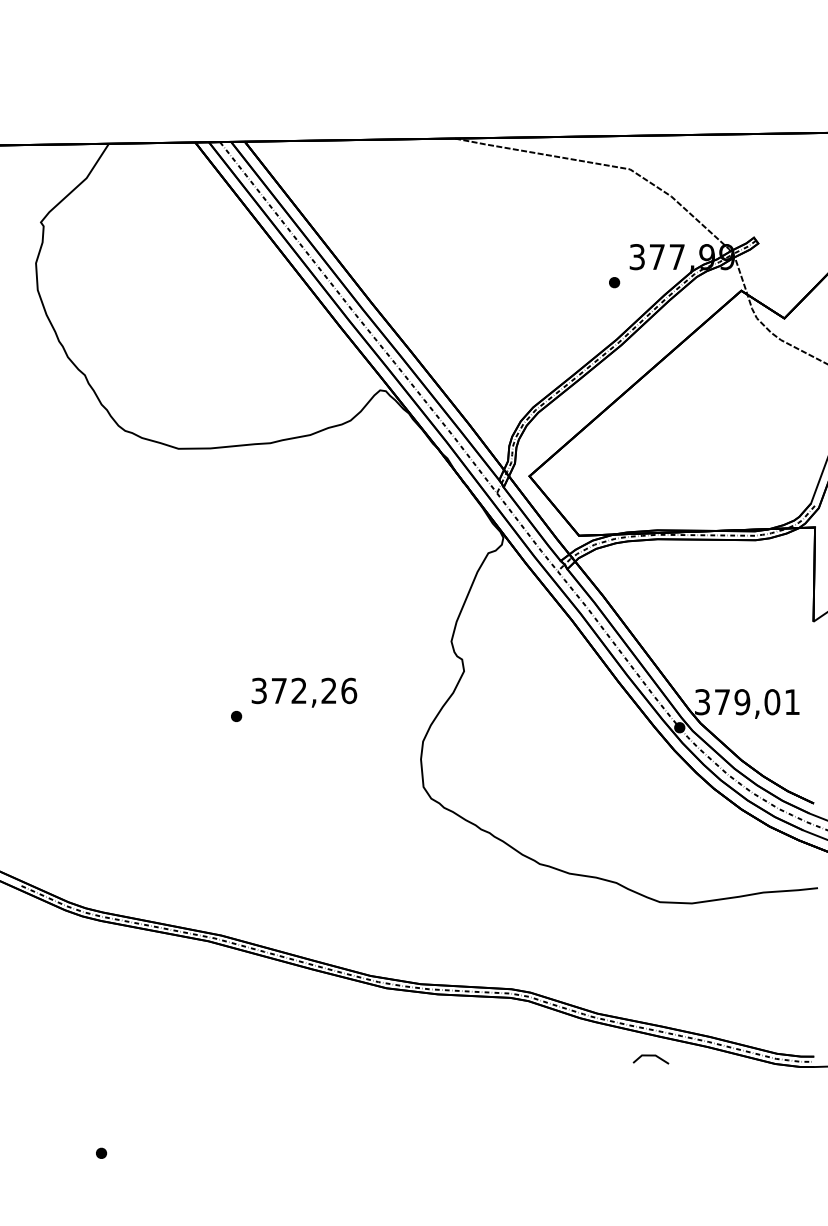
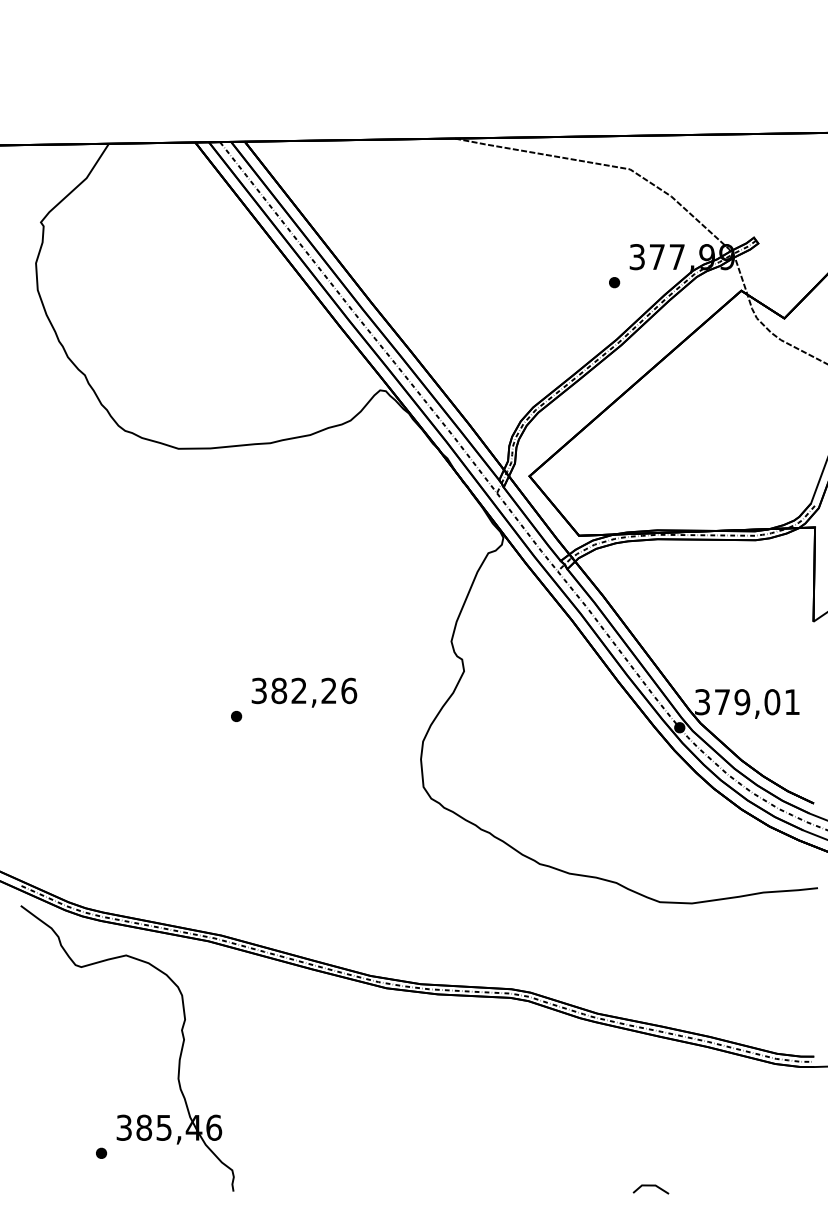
text: 372,26 -> 382,26 (279, 690)
line position: (650, 1056) -> (650, 1186) (650, 1186)
part: none -> present (178, 1060)
